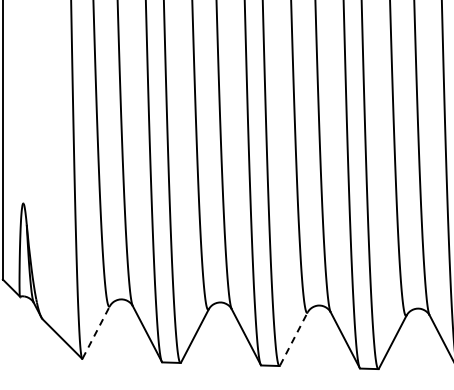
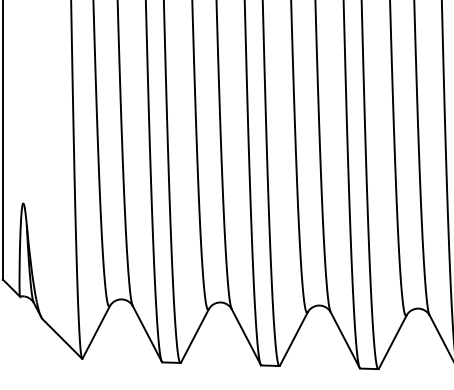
line: dashed -> solid (96, 332)
line: dashed -> solid (294, 338)
